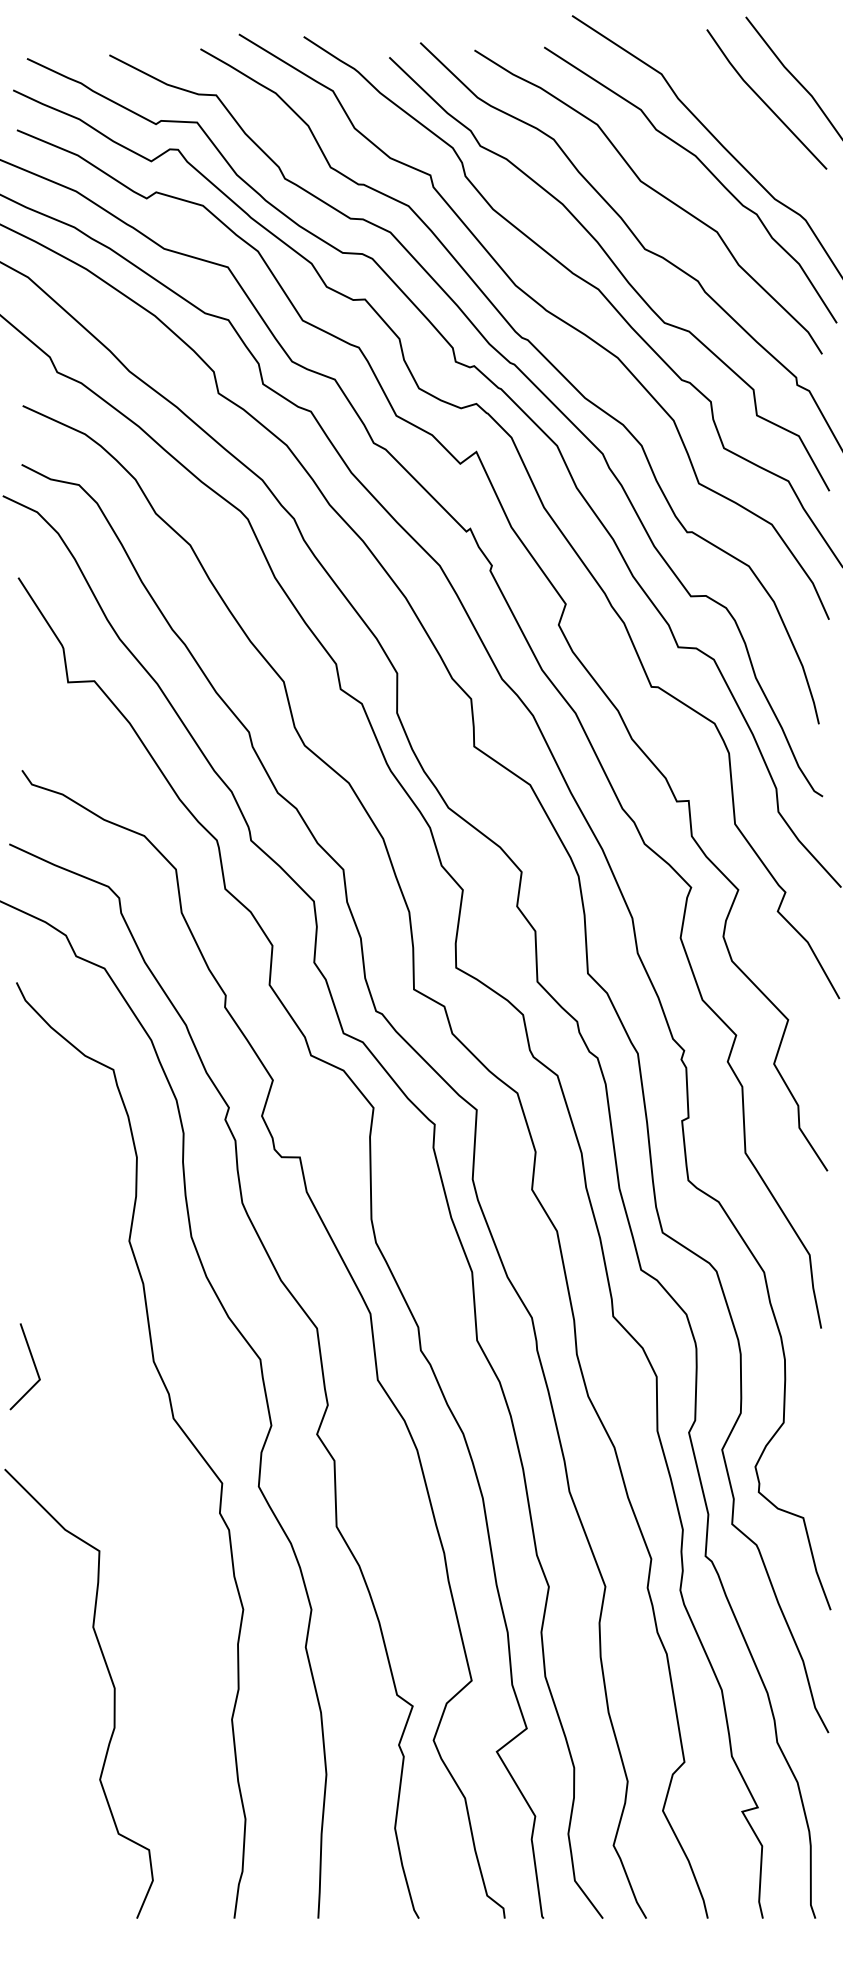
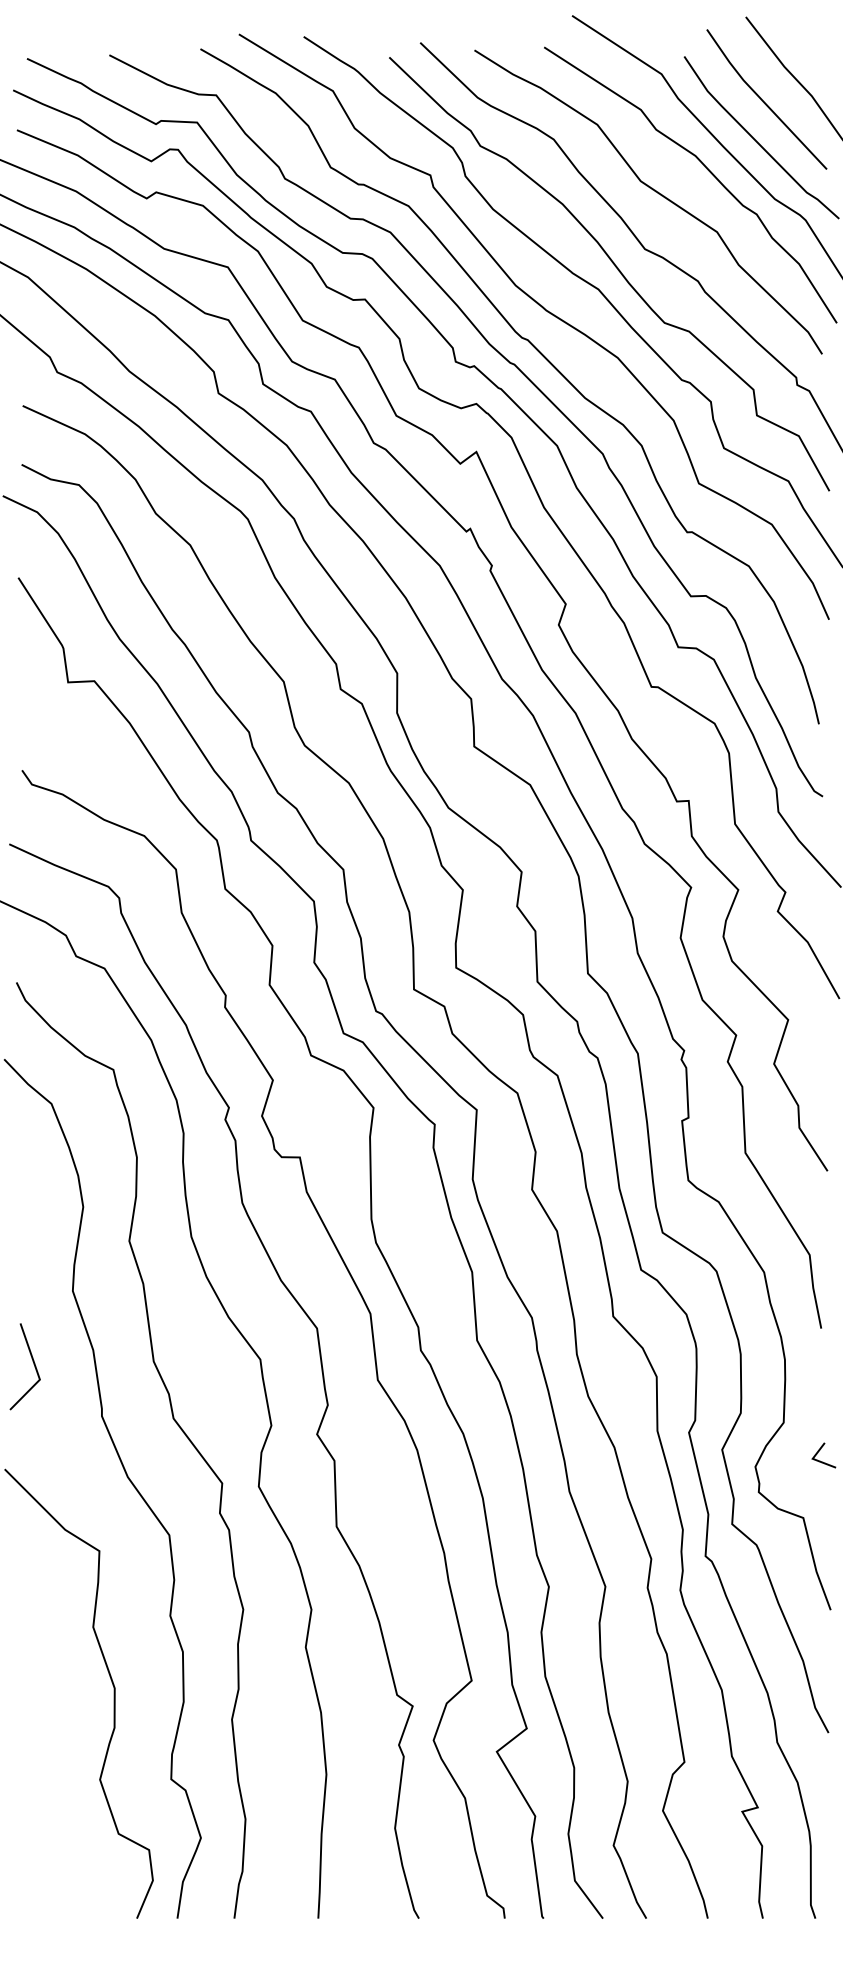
curve: none -> present (757, 141)
line: none -> present (819, 1451)
curve: none -> present (126, 1476)
